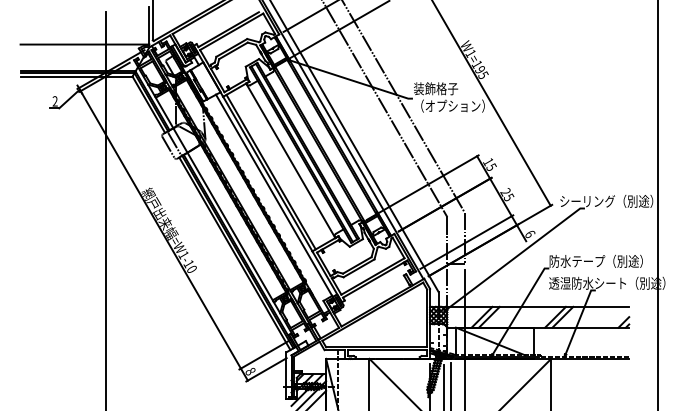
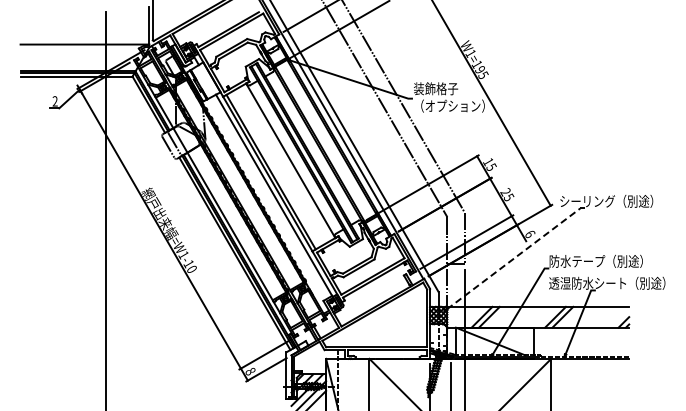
line: present -> none (657, 204)
line: solid -> dashed (515, 257)
line: present -> none (443, 386)
